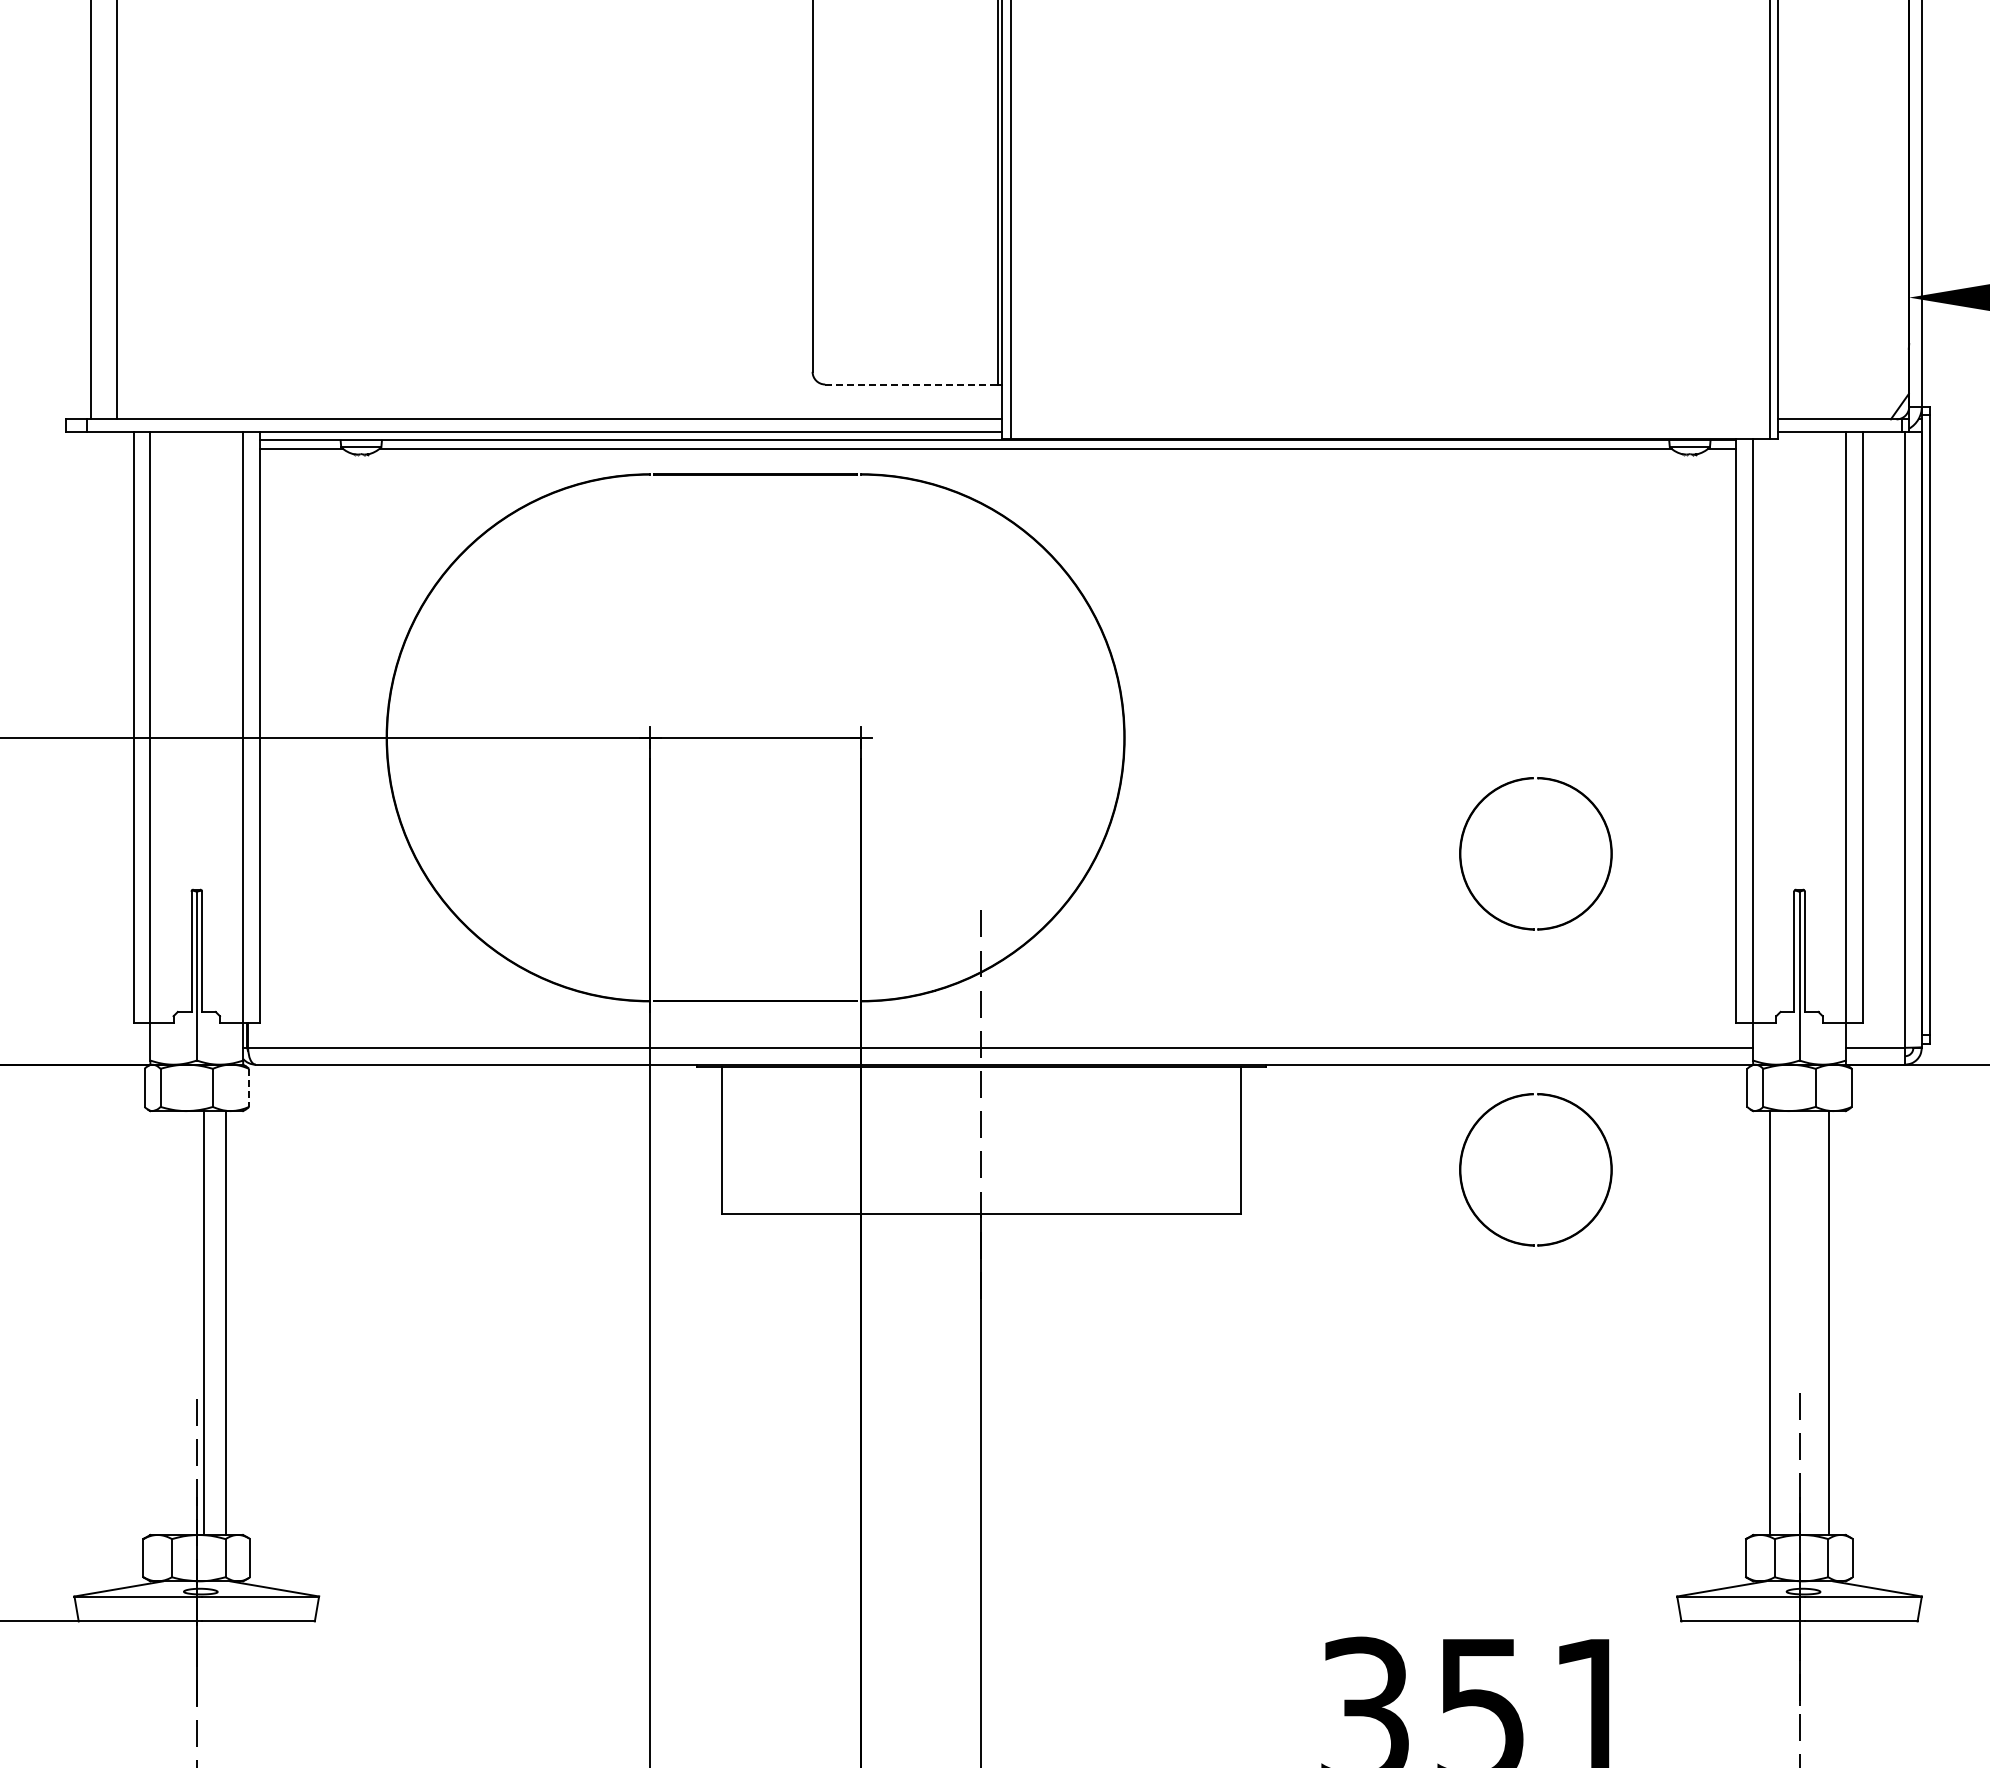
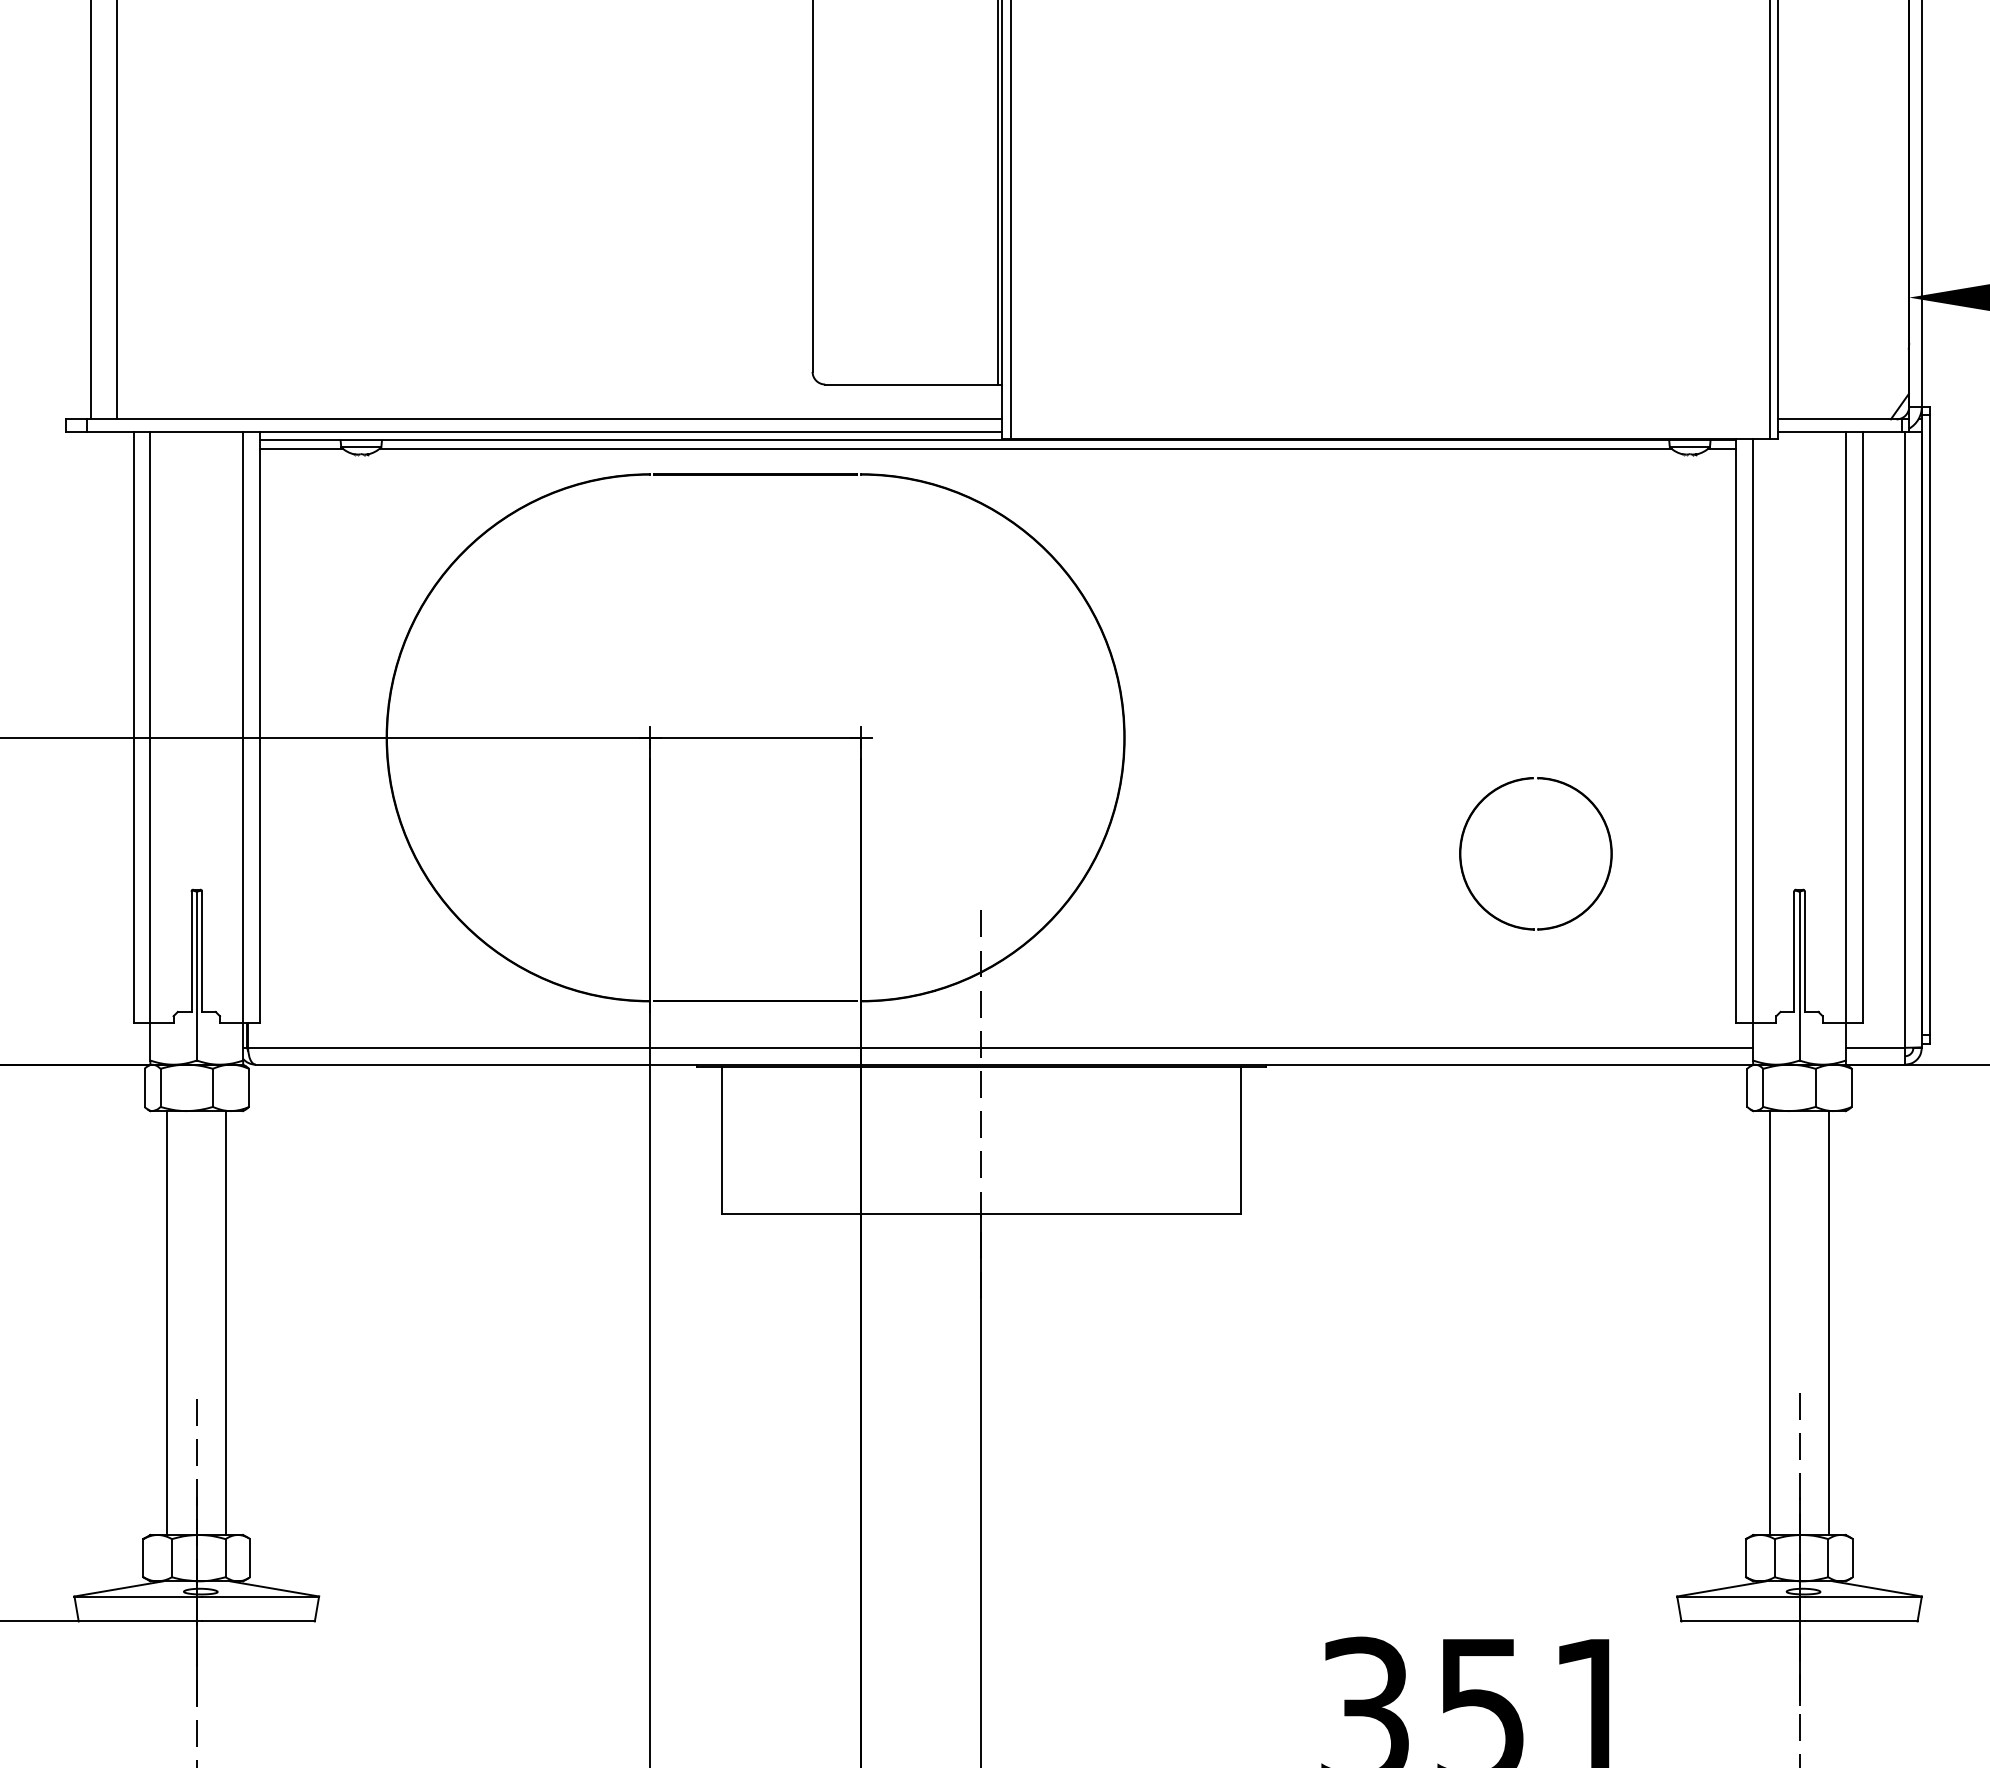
line: dashed -> solid (912, 384)
line: dashed -> solid (249, 1088)
part: present -> none (1486, 1114)
line position: (204, 1322) -> (167, 1322) (167, 1322)
